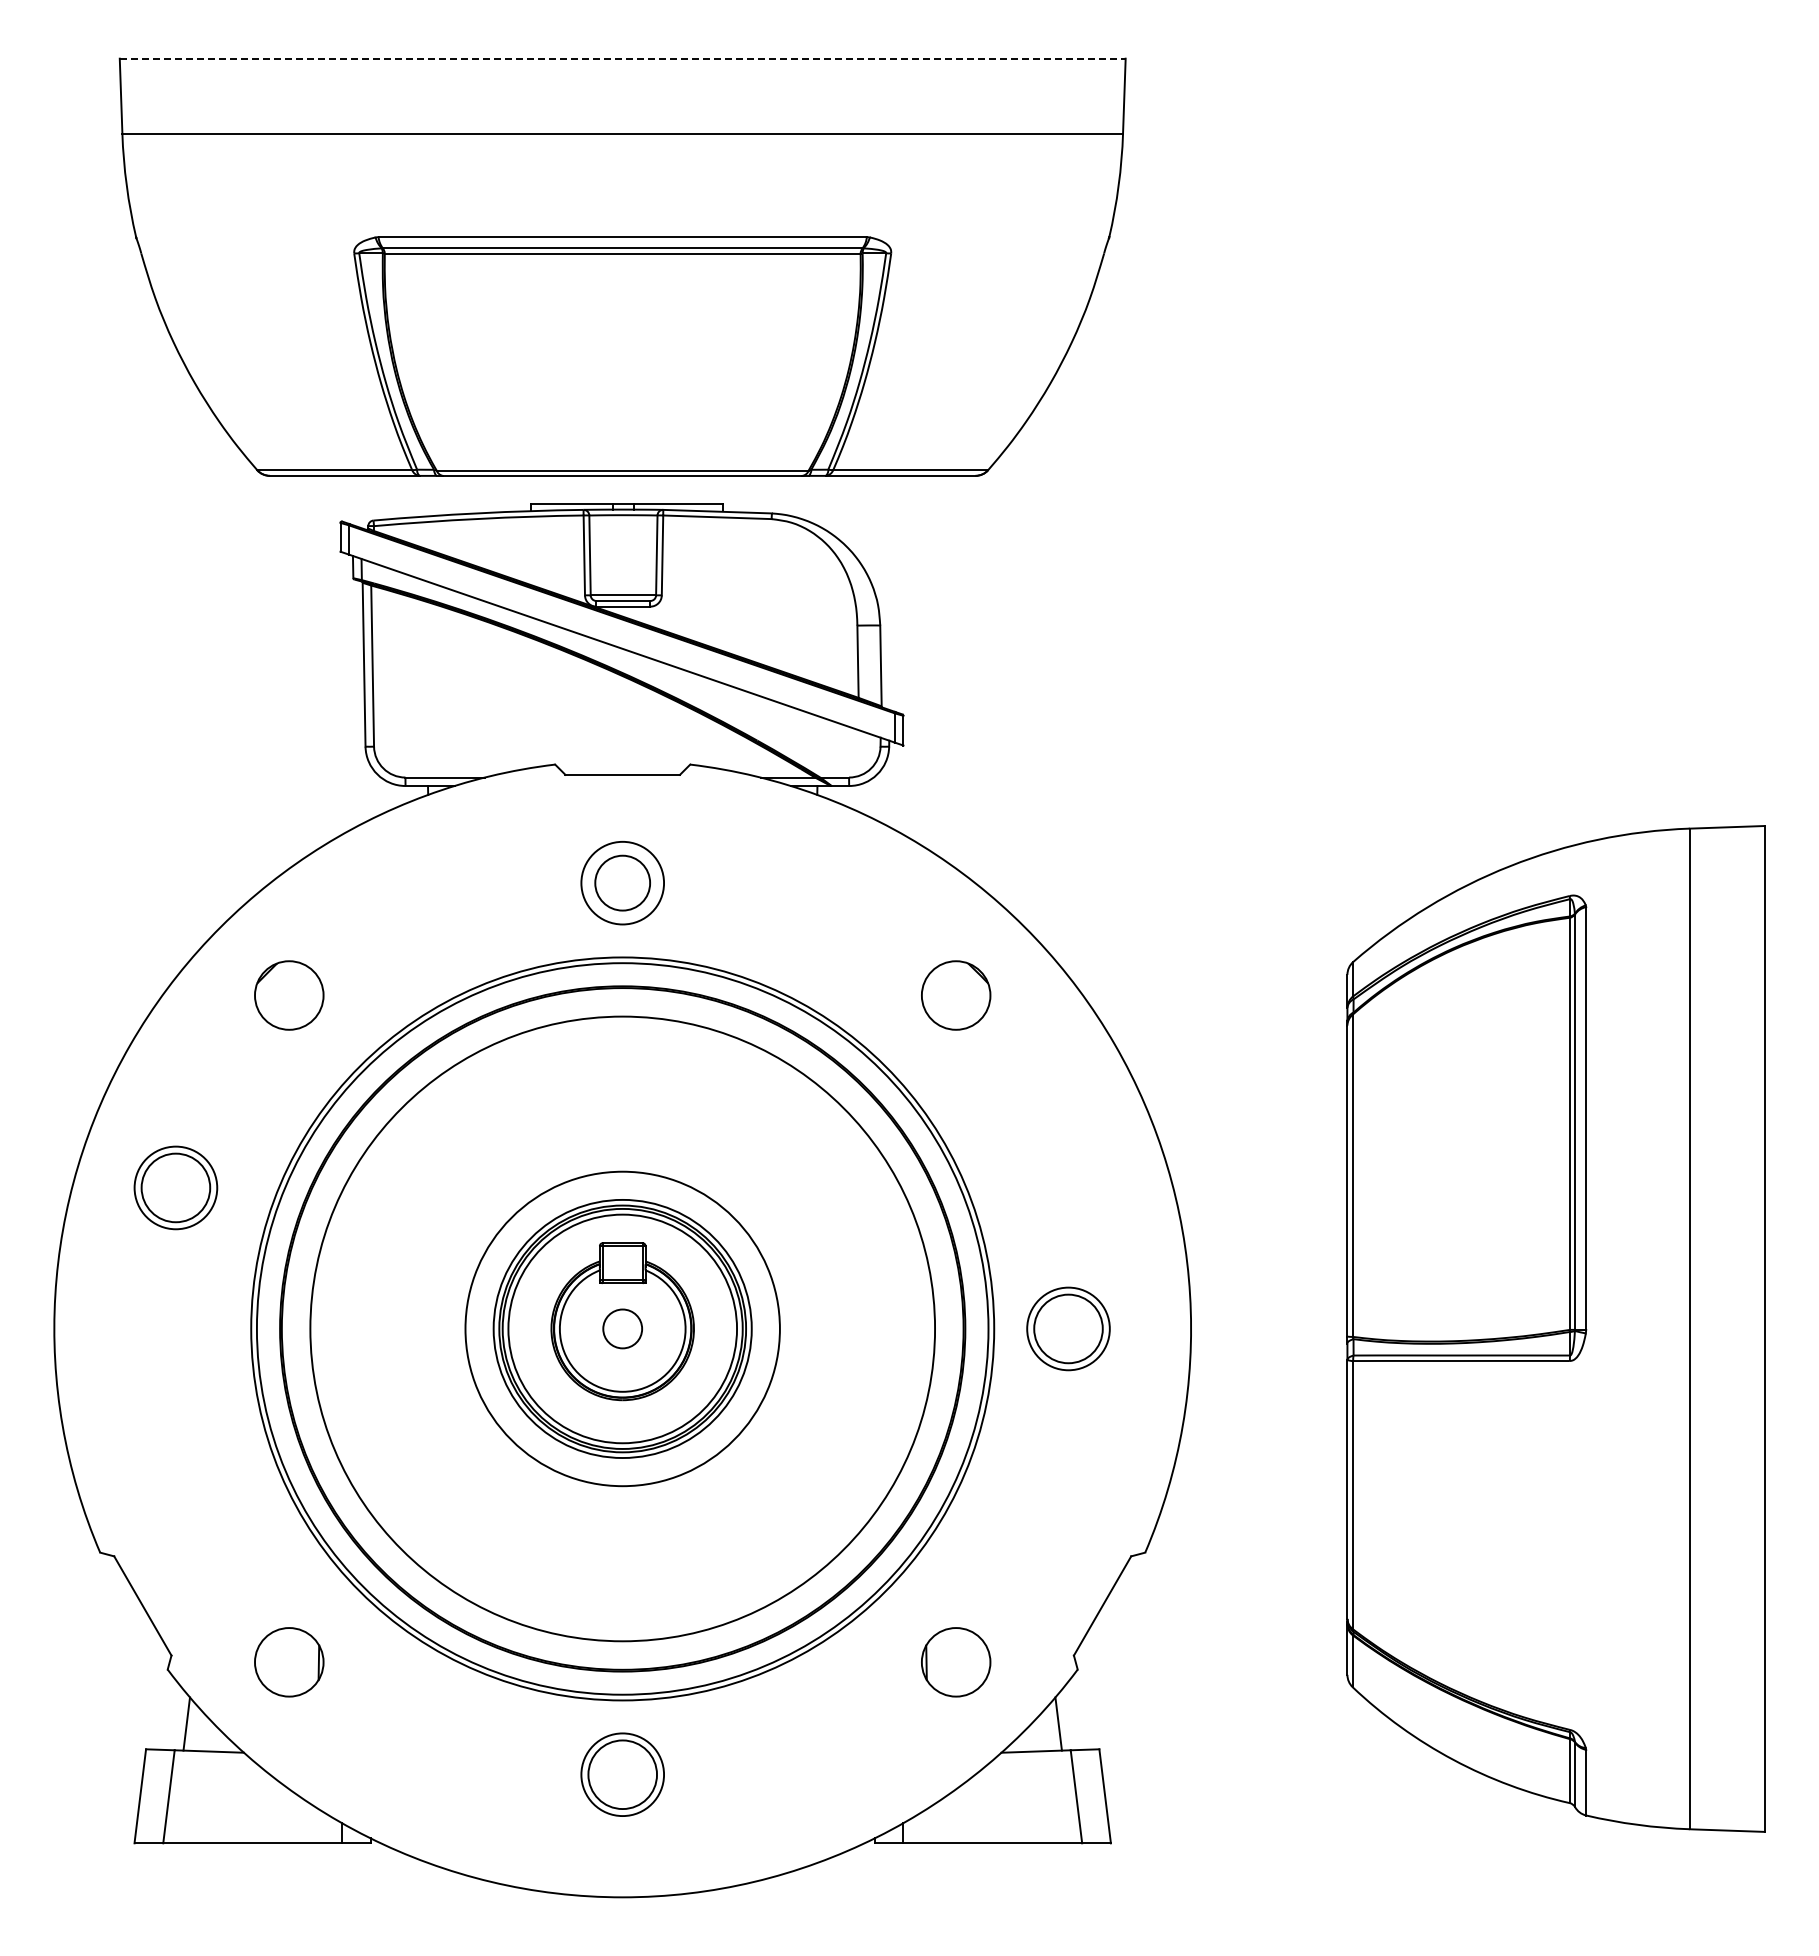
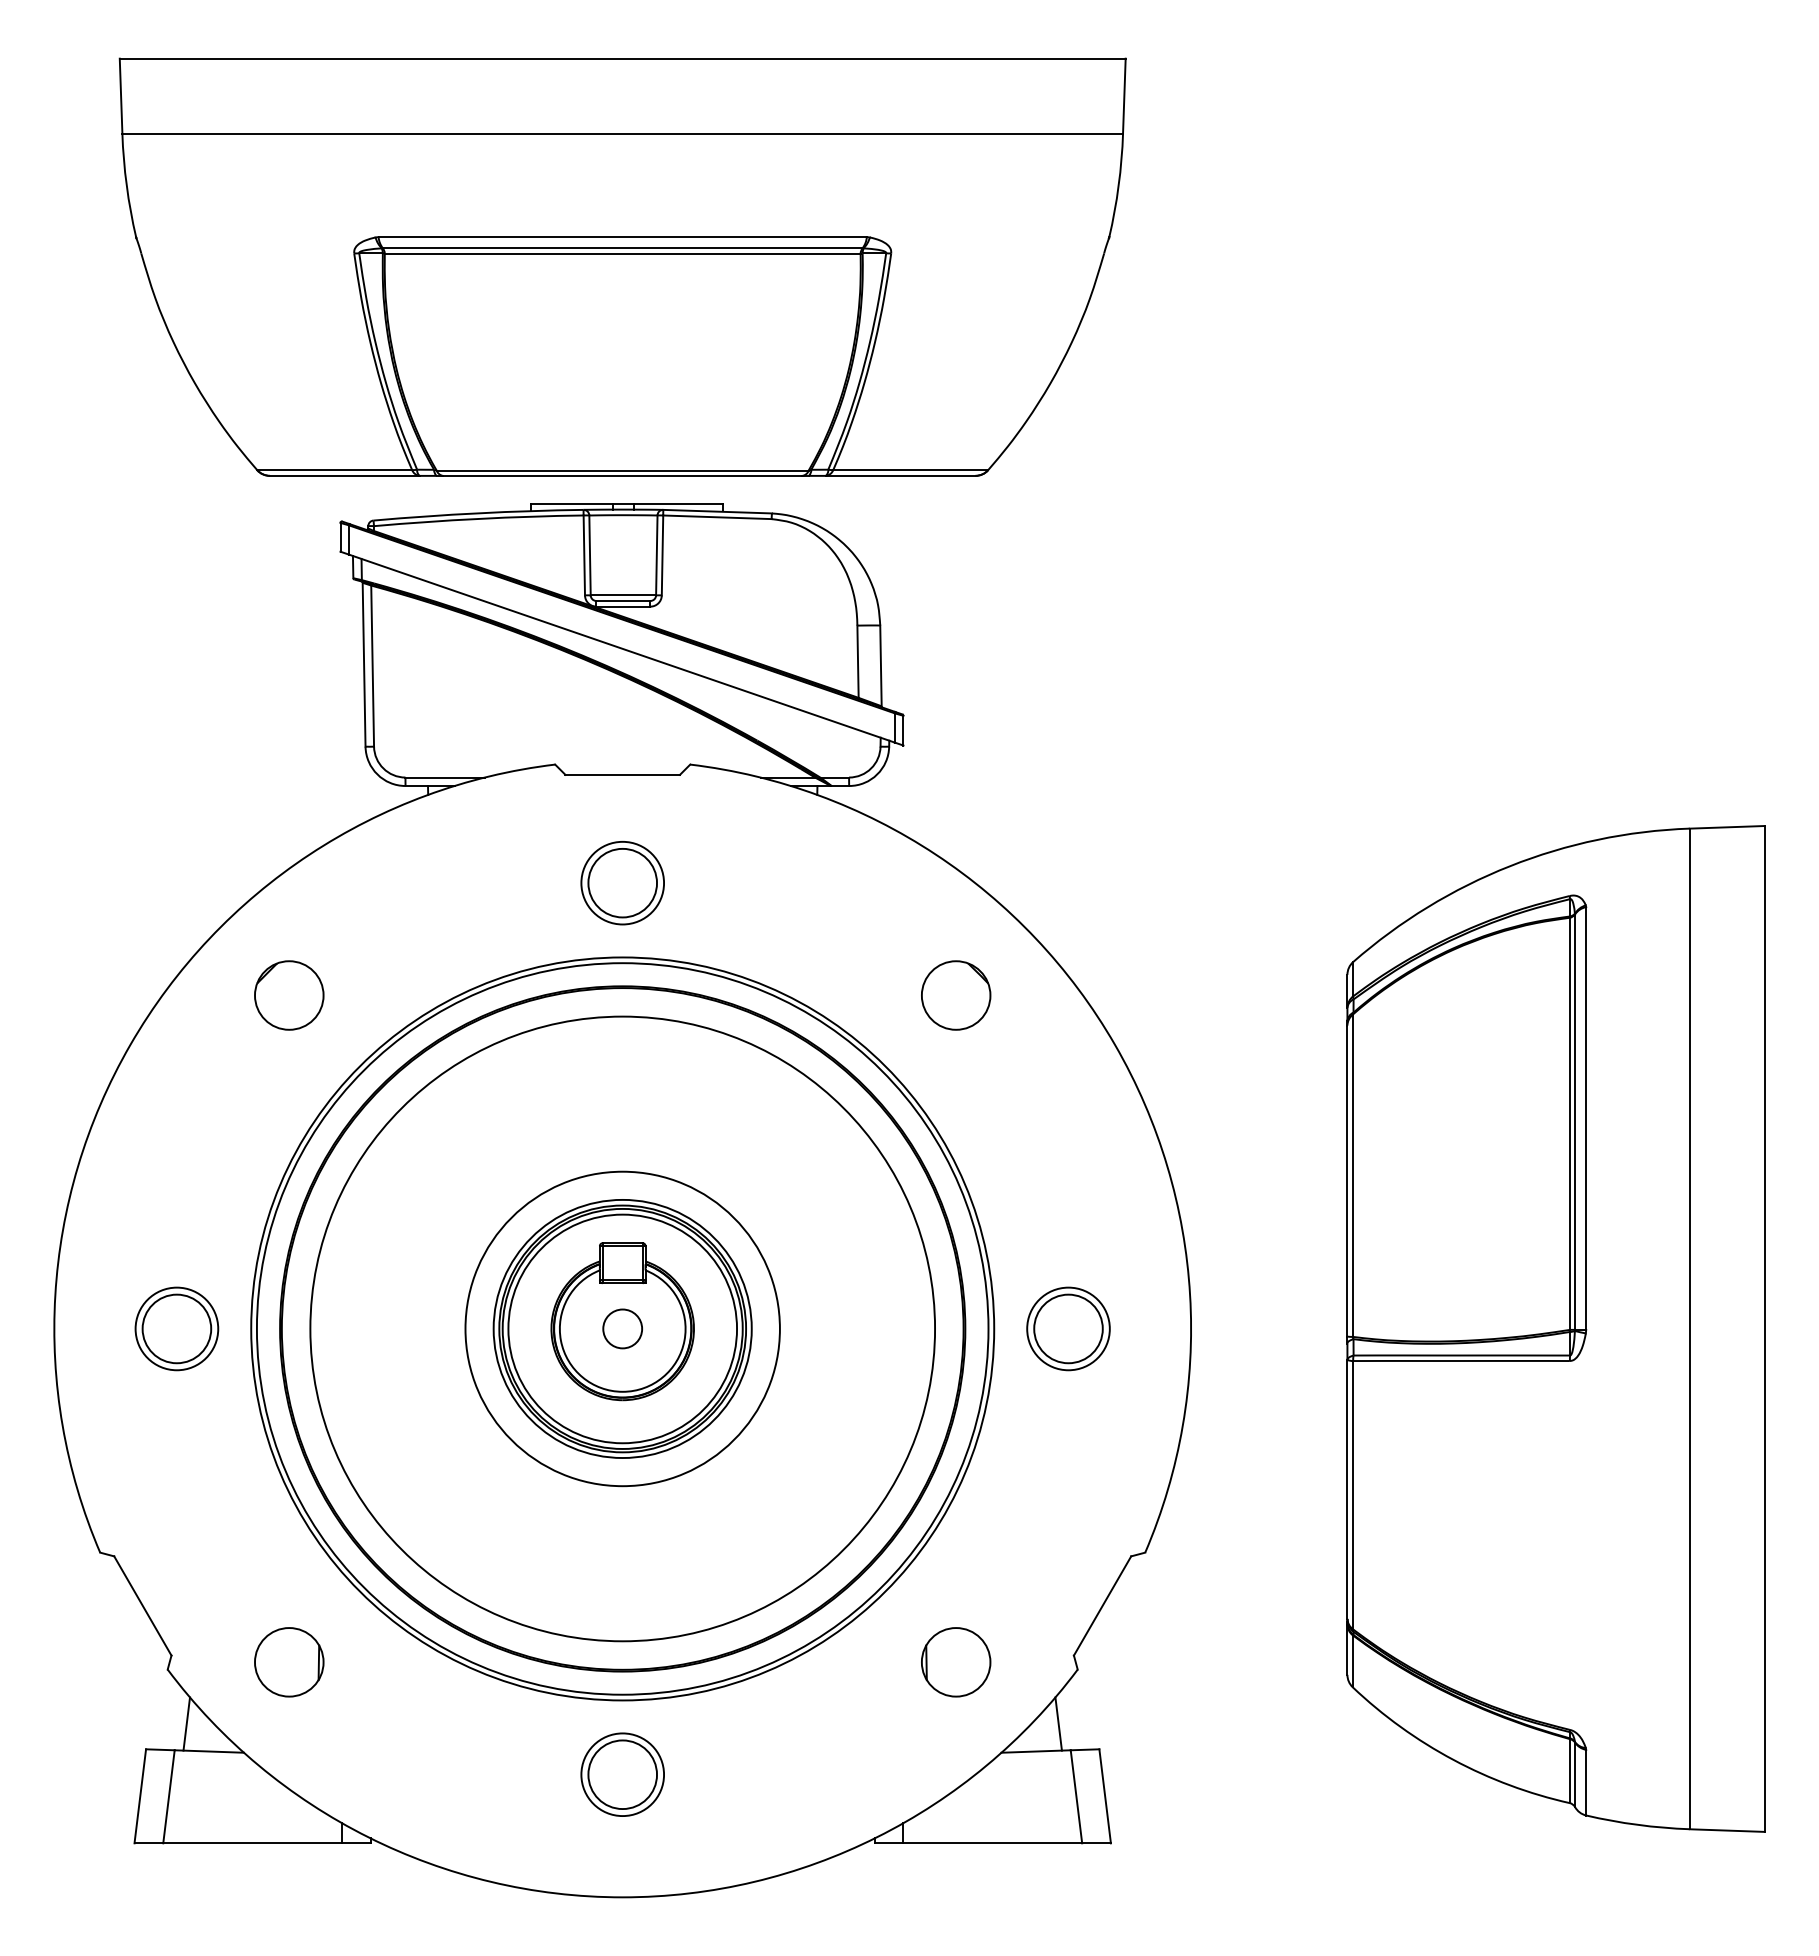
line: dashed -> solid (622, 58)
circle diameter: 55 px -> 69 px (622, 882)
part position: (175, 1187) -> (176, 1328) (176, 1328)
